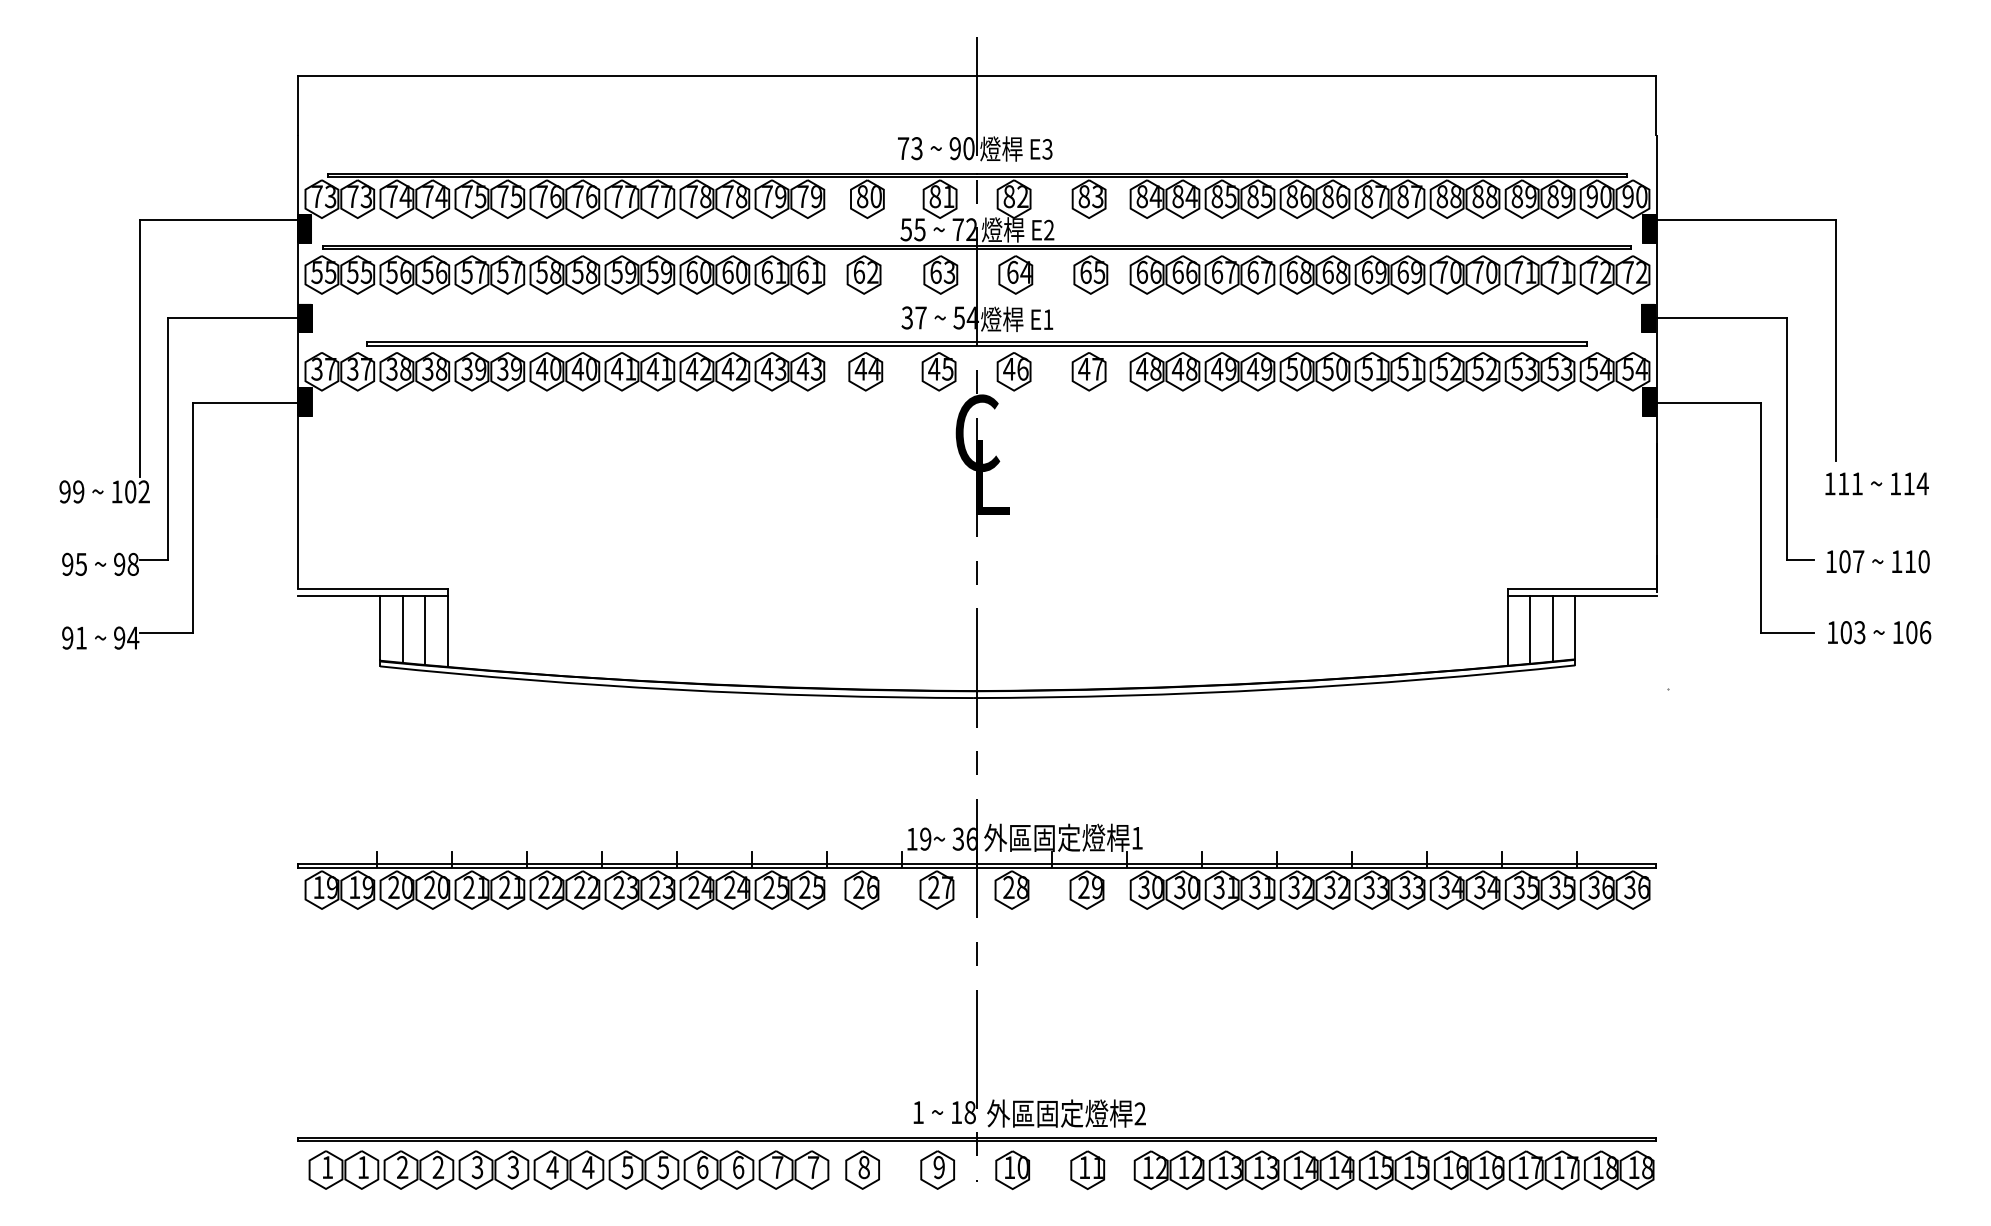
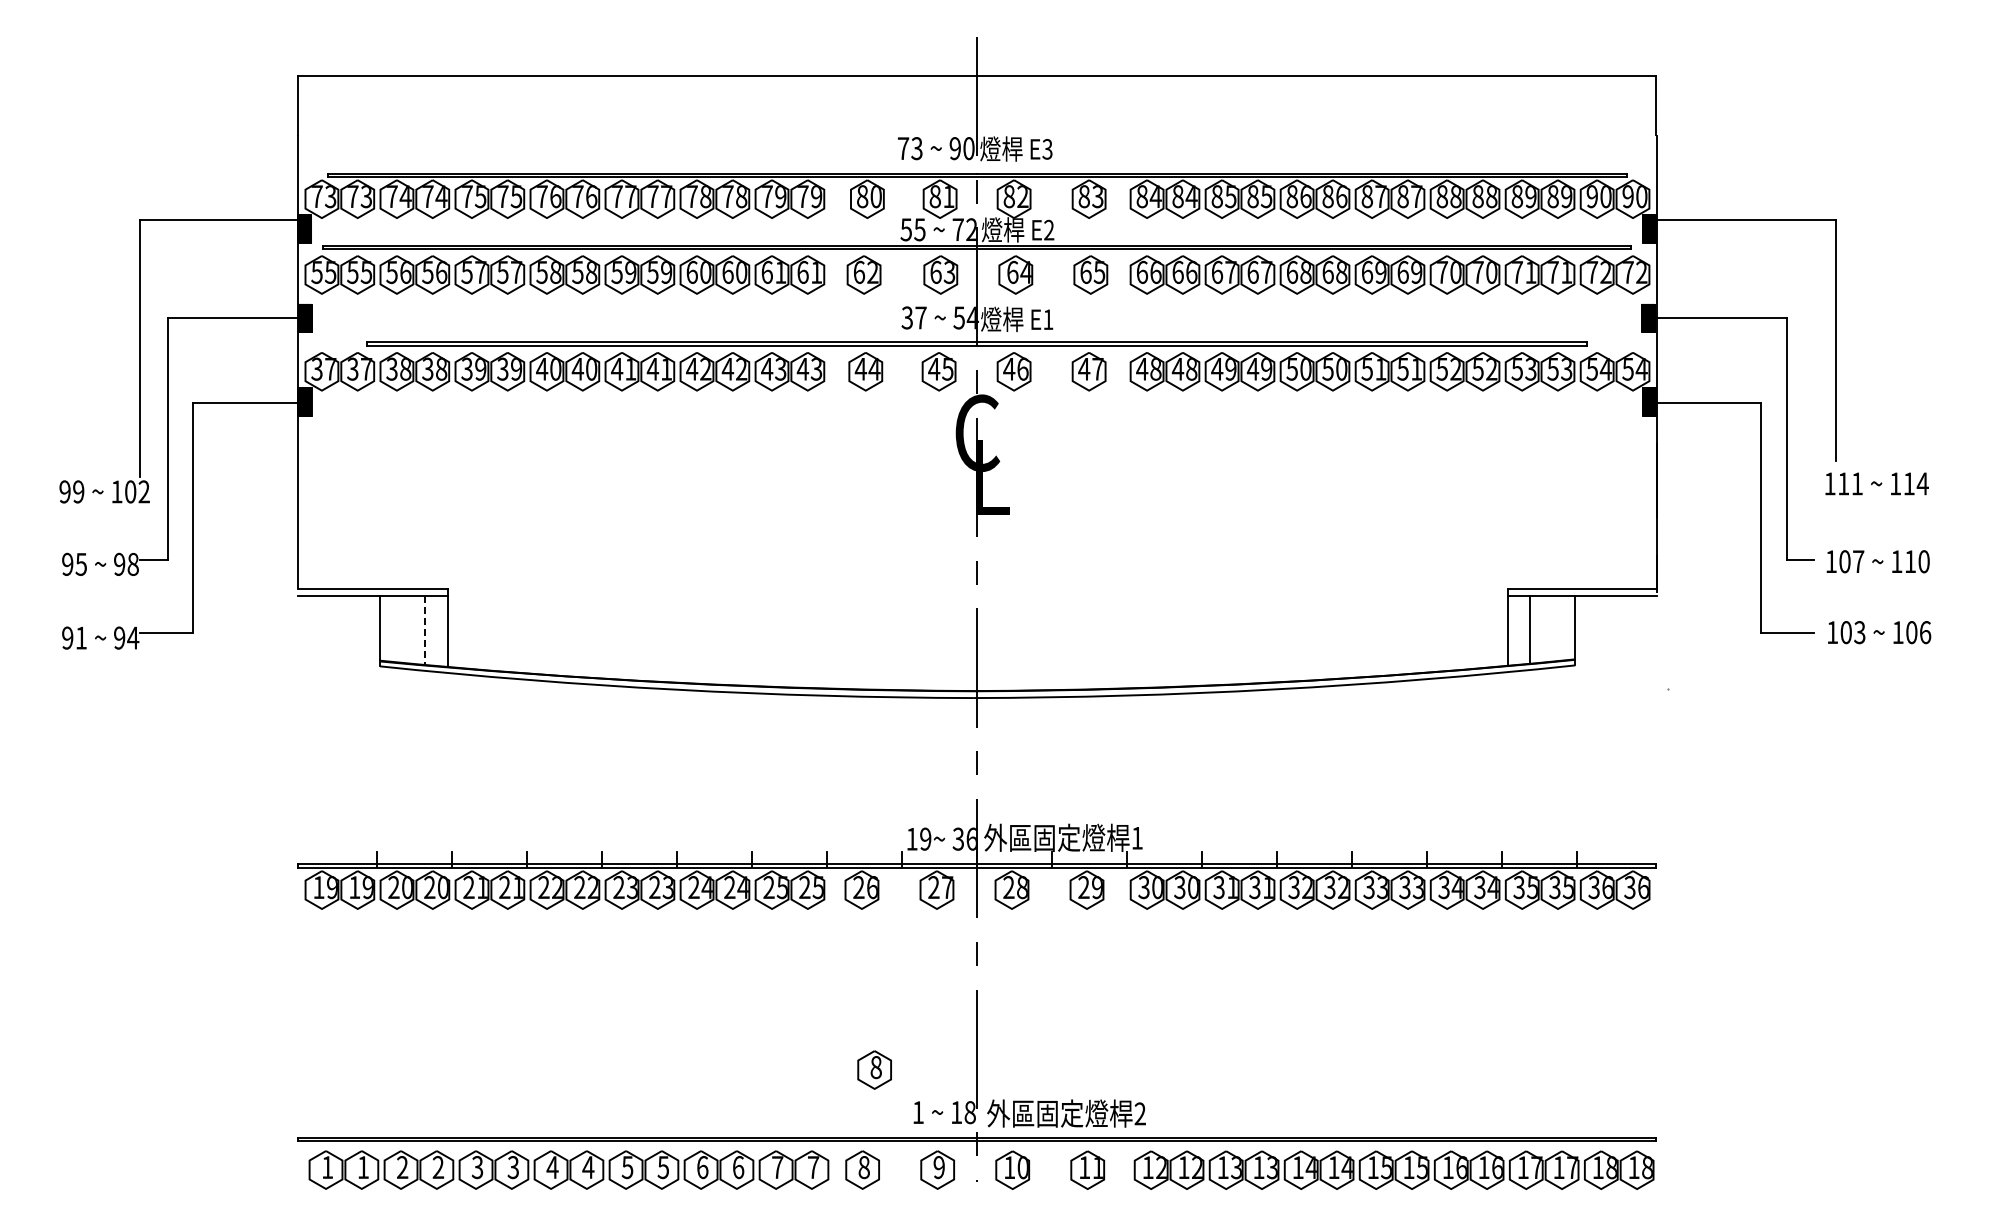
line: present -> none (402, 628)
line: present -> none (1552, 628)
line: solid -> dashed (425, 630)
part: none -> present (874, 1069)
